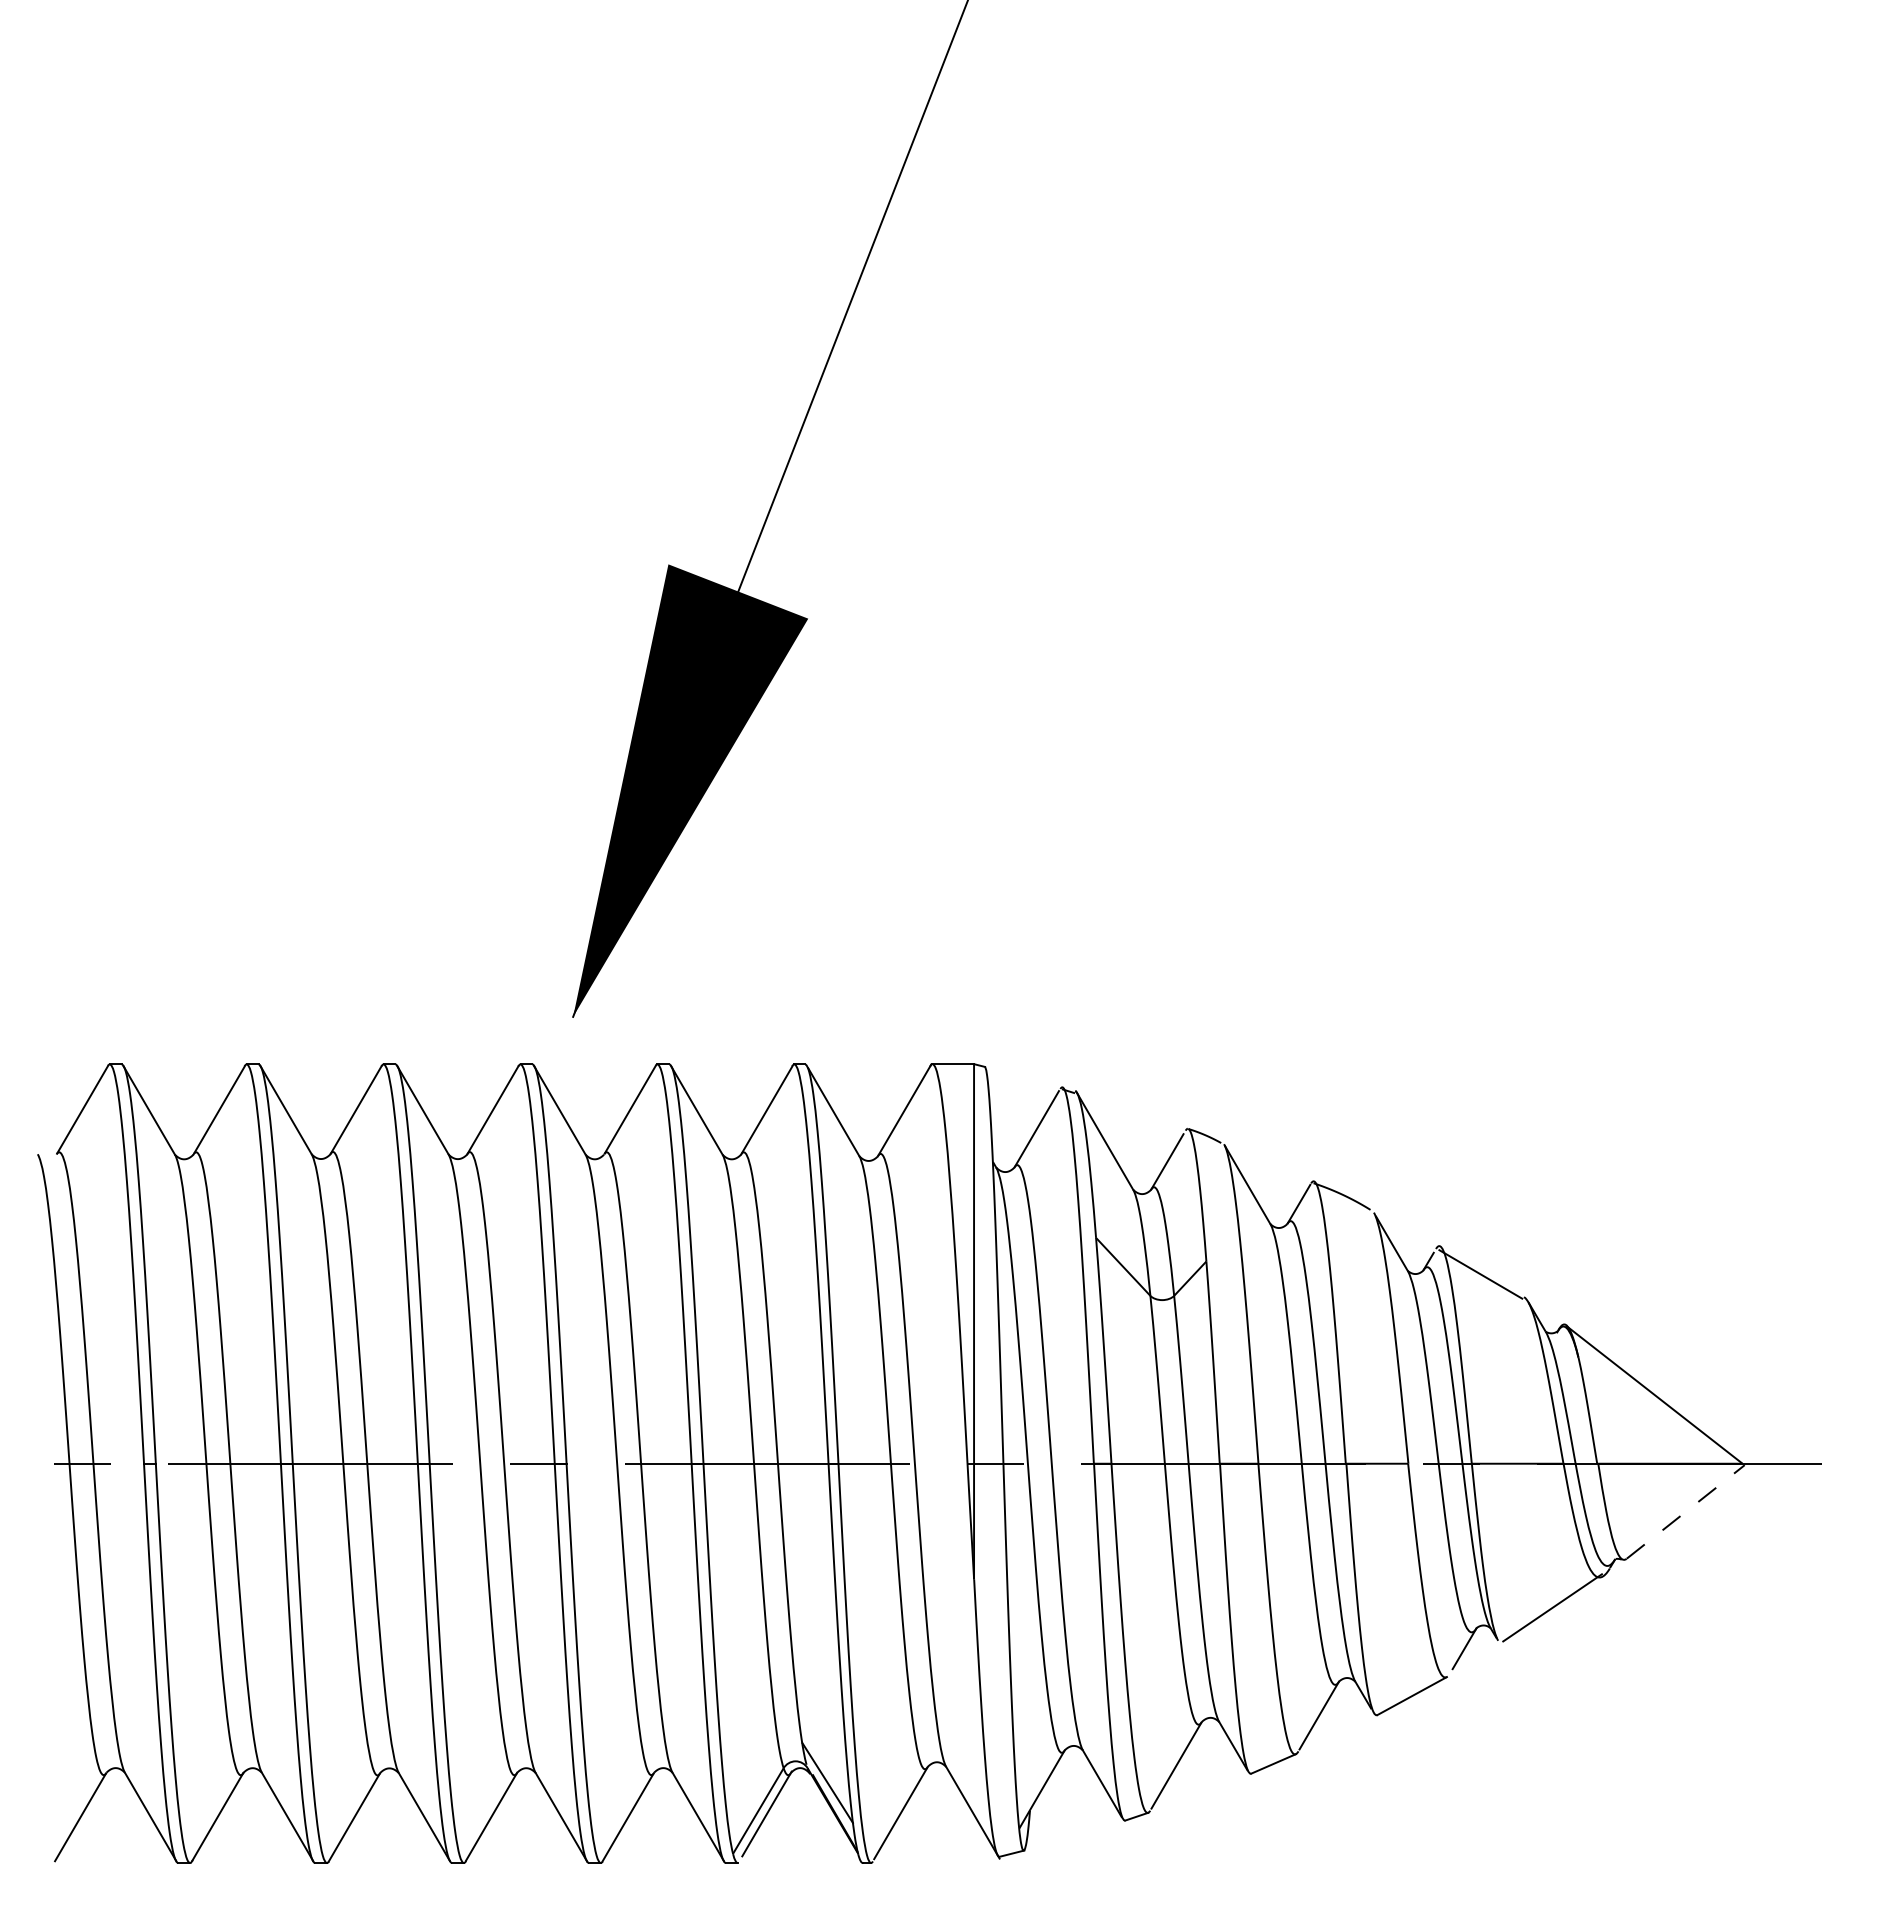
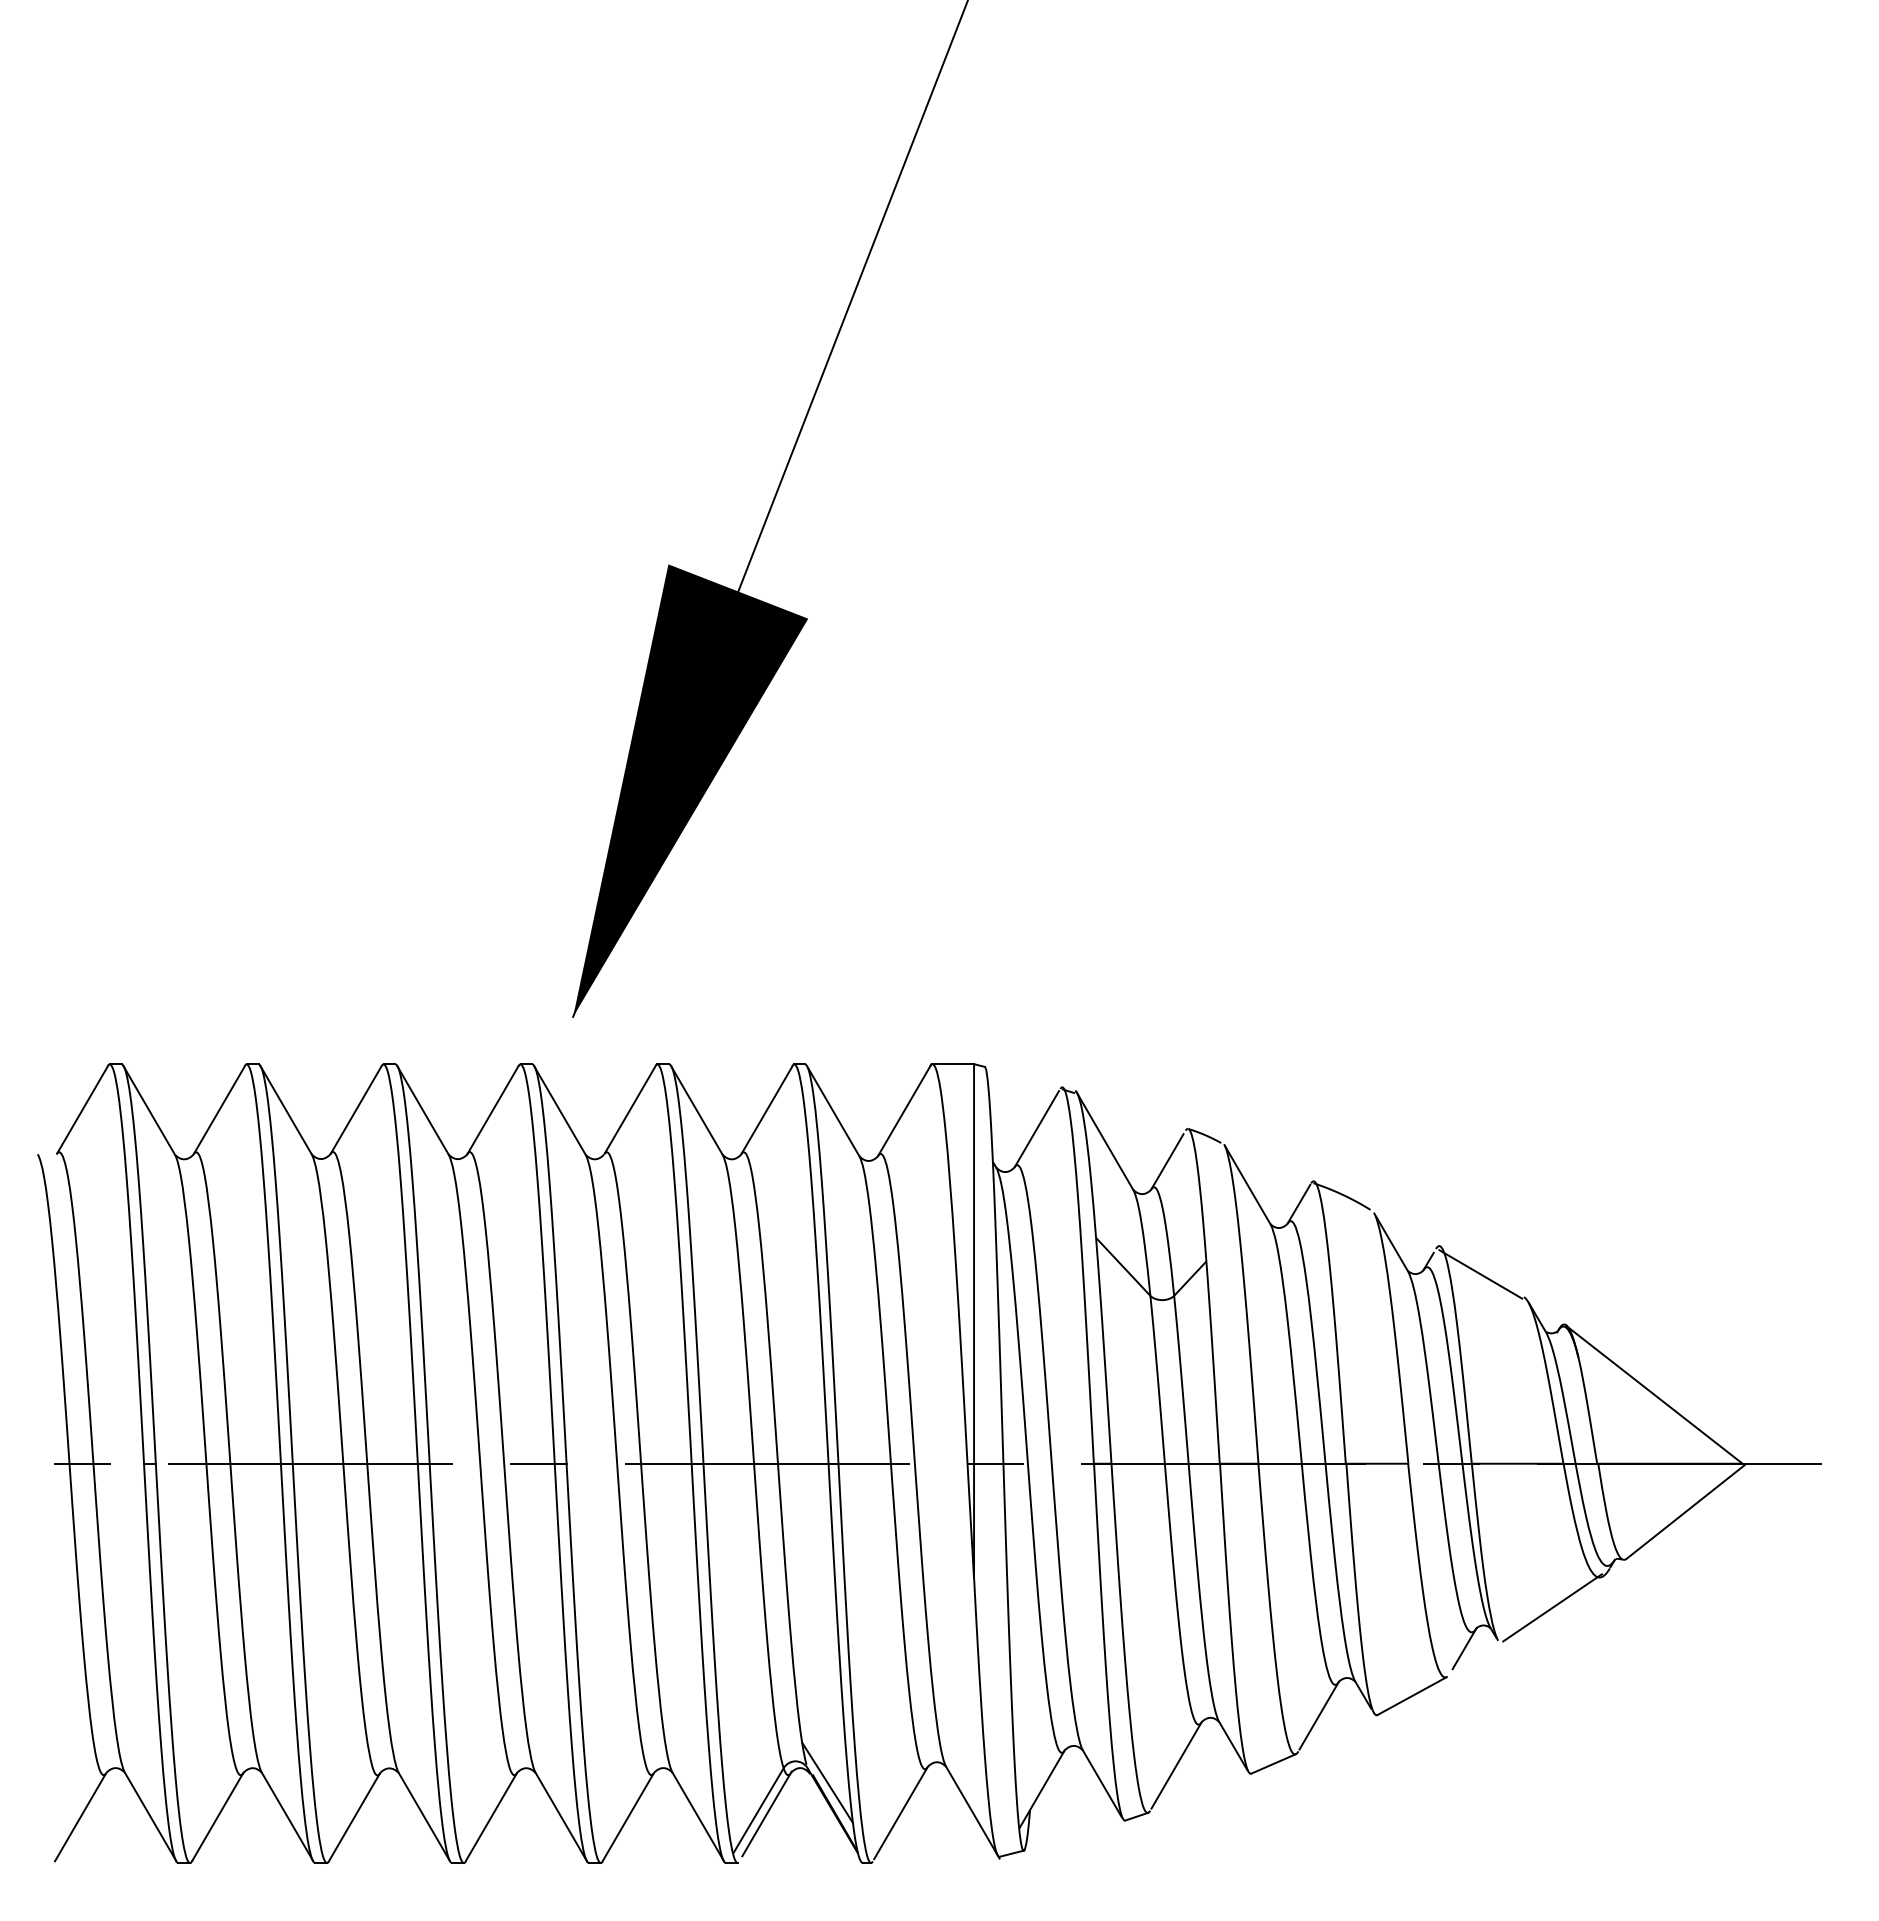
line: dashed -> solid (1686, 1511)
